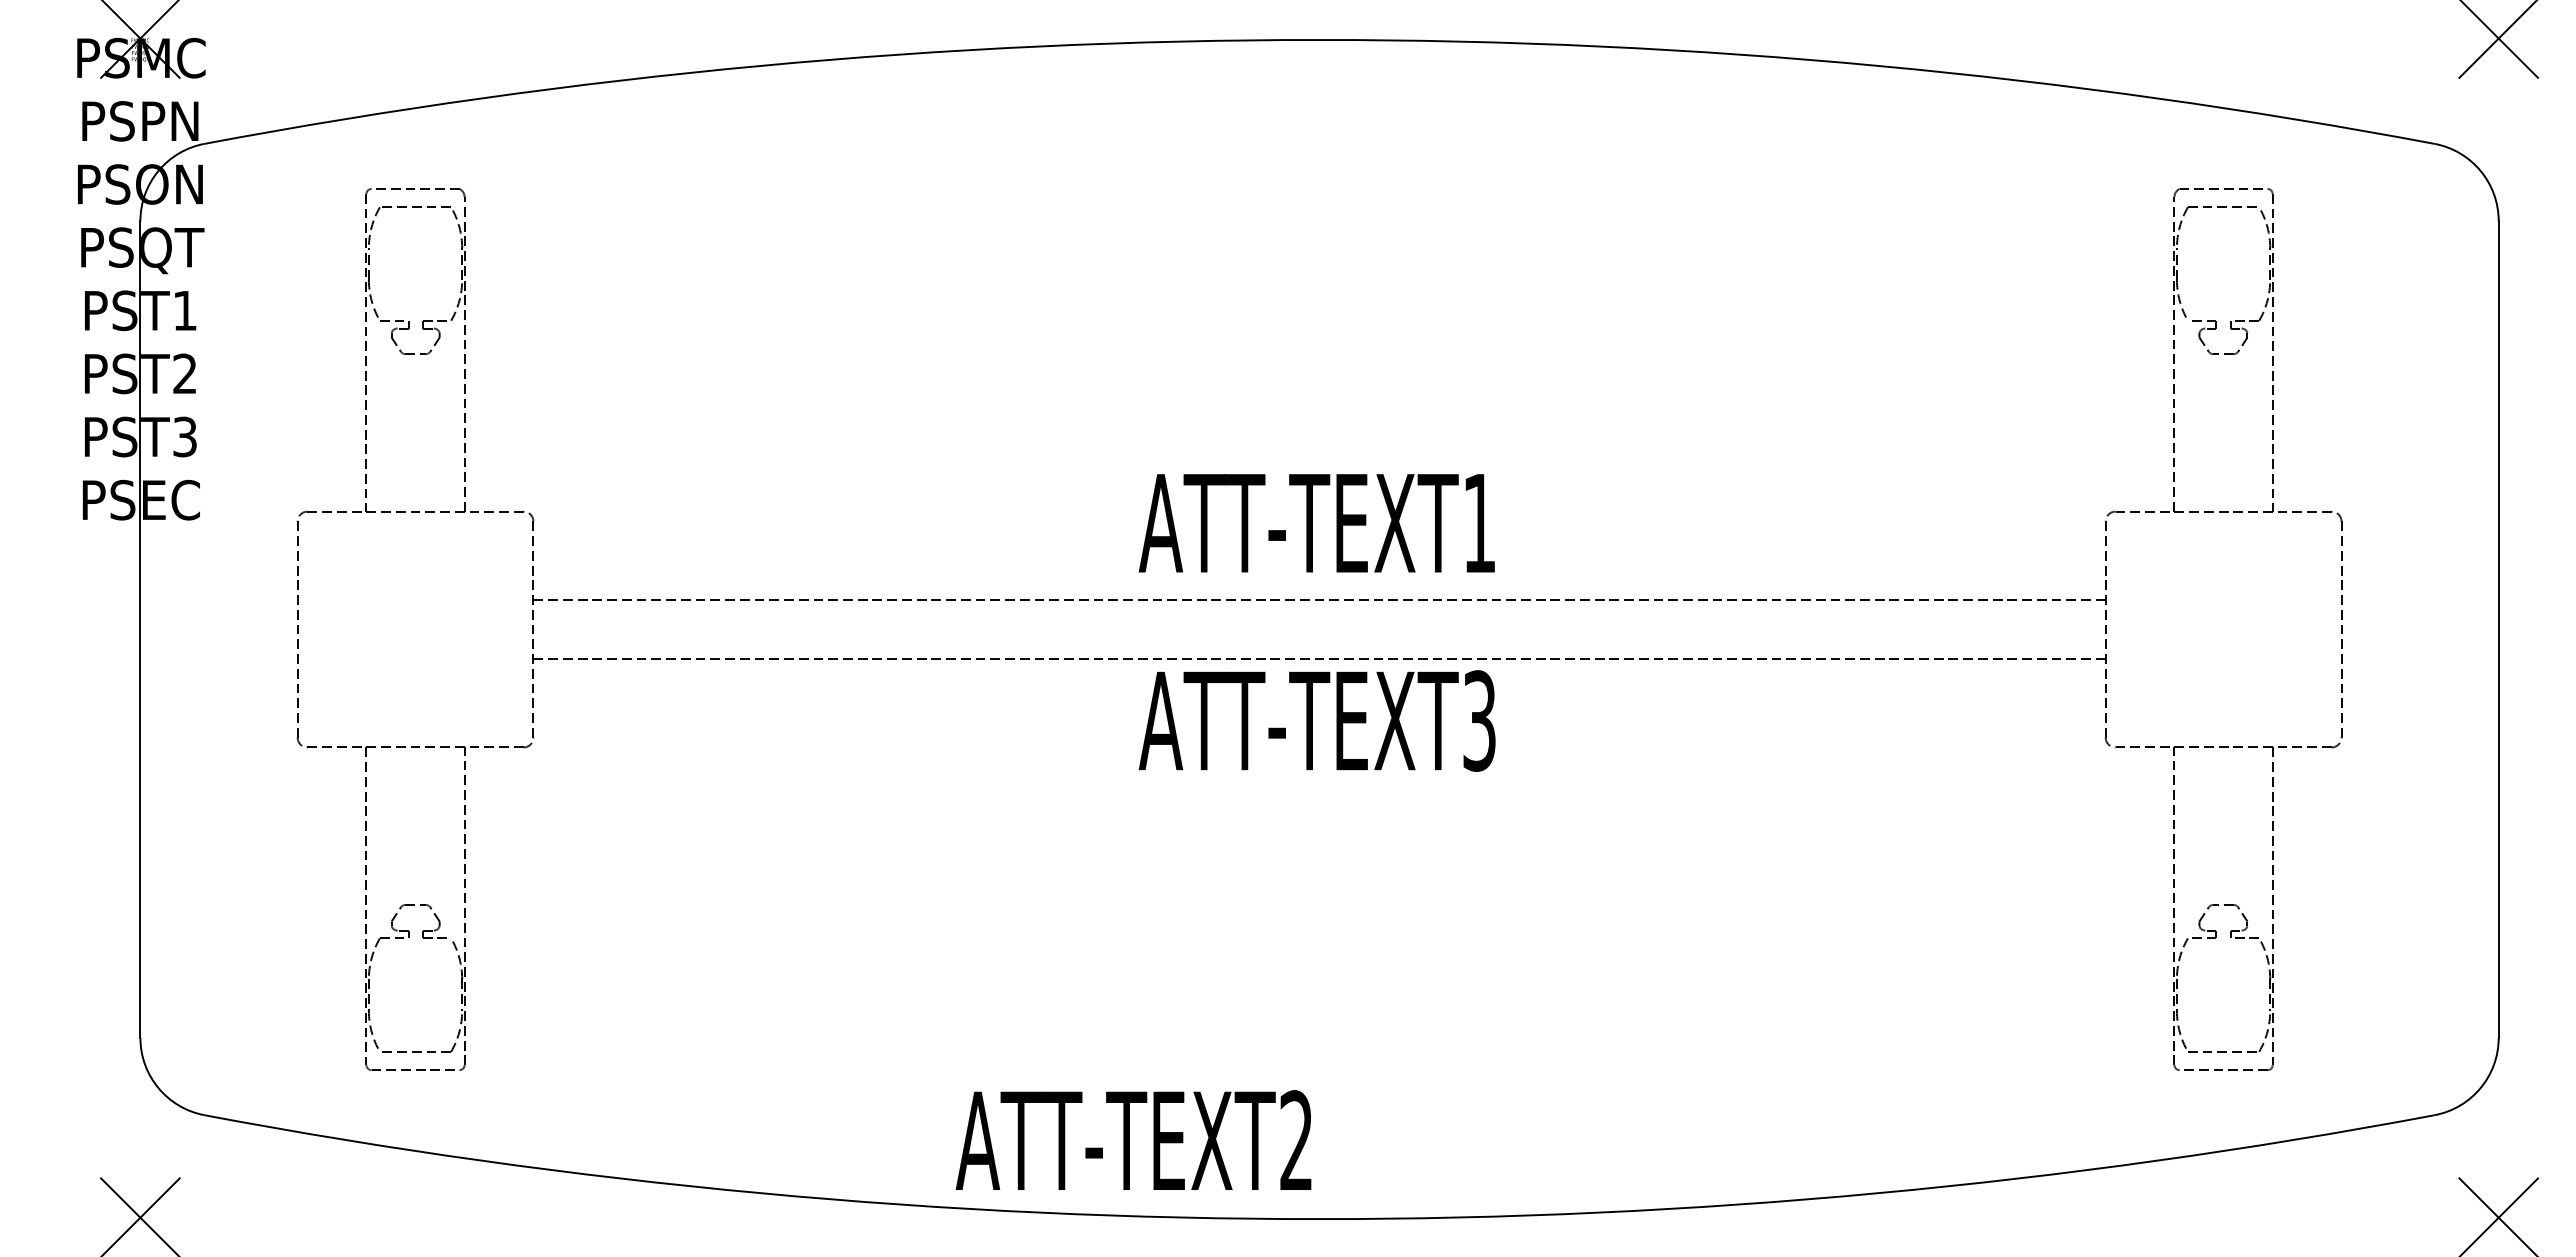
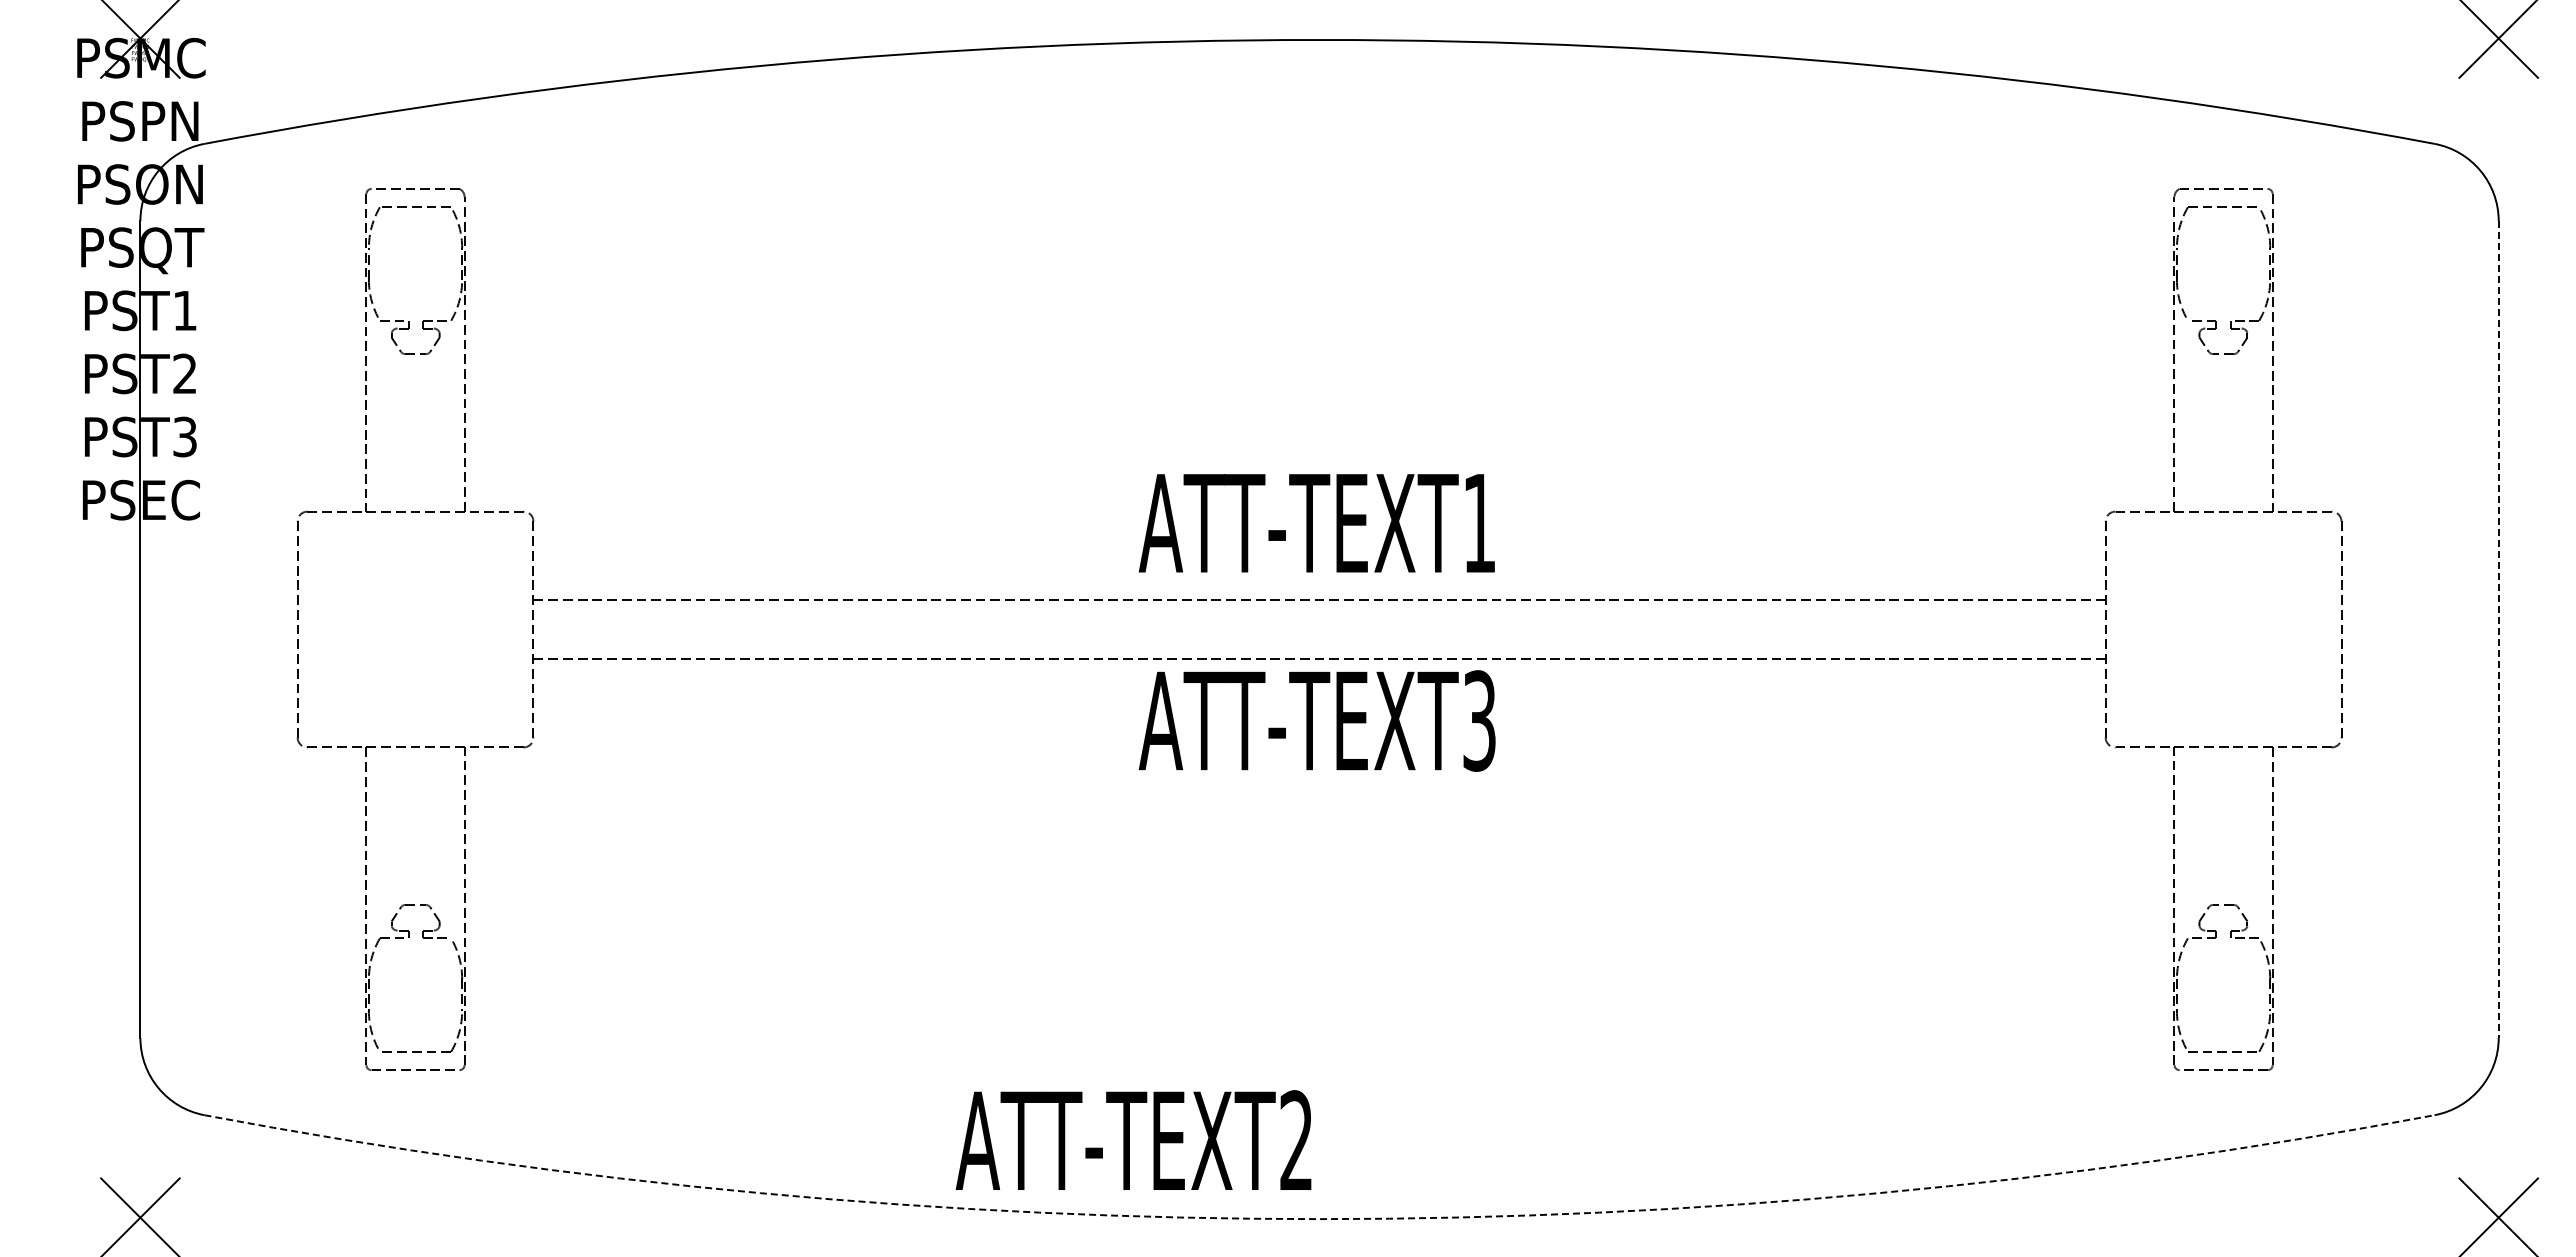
line: solid -> dashed (2498, 630)
arc: solid -> dashed (1319, 1219)
